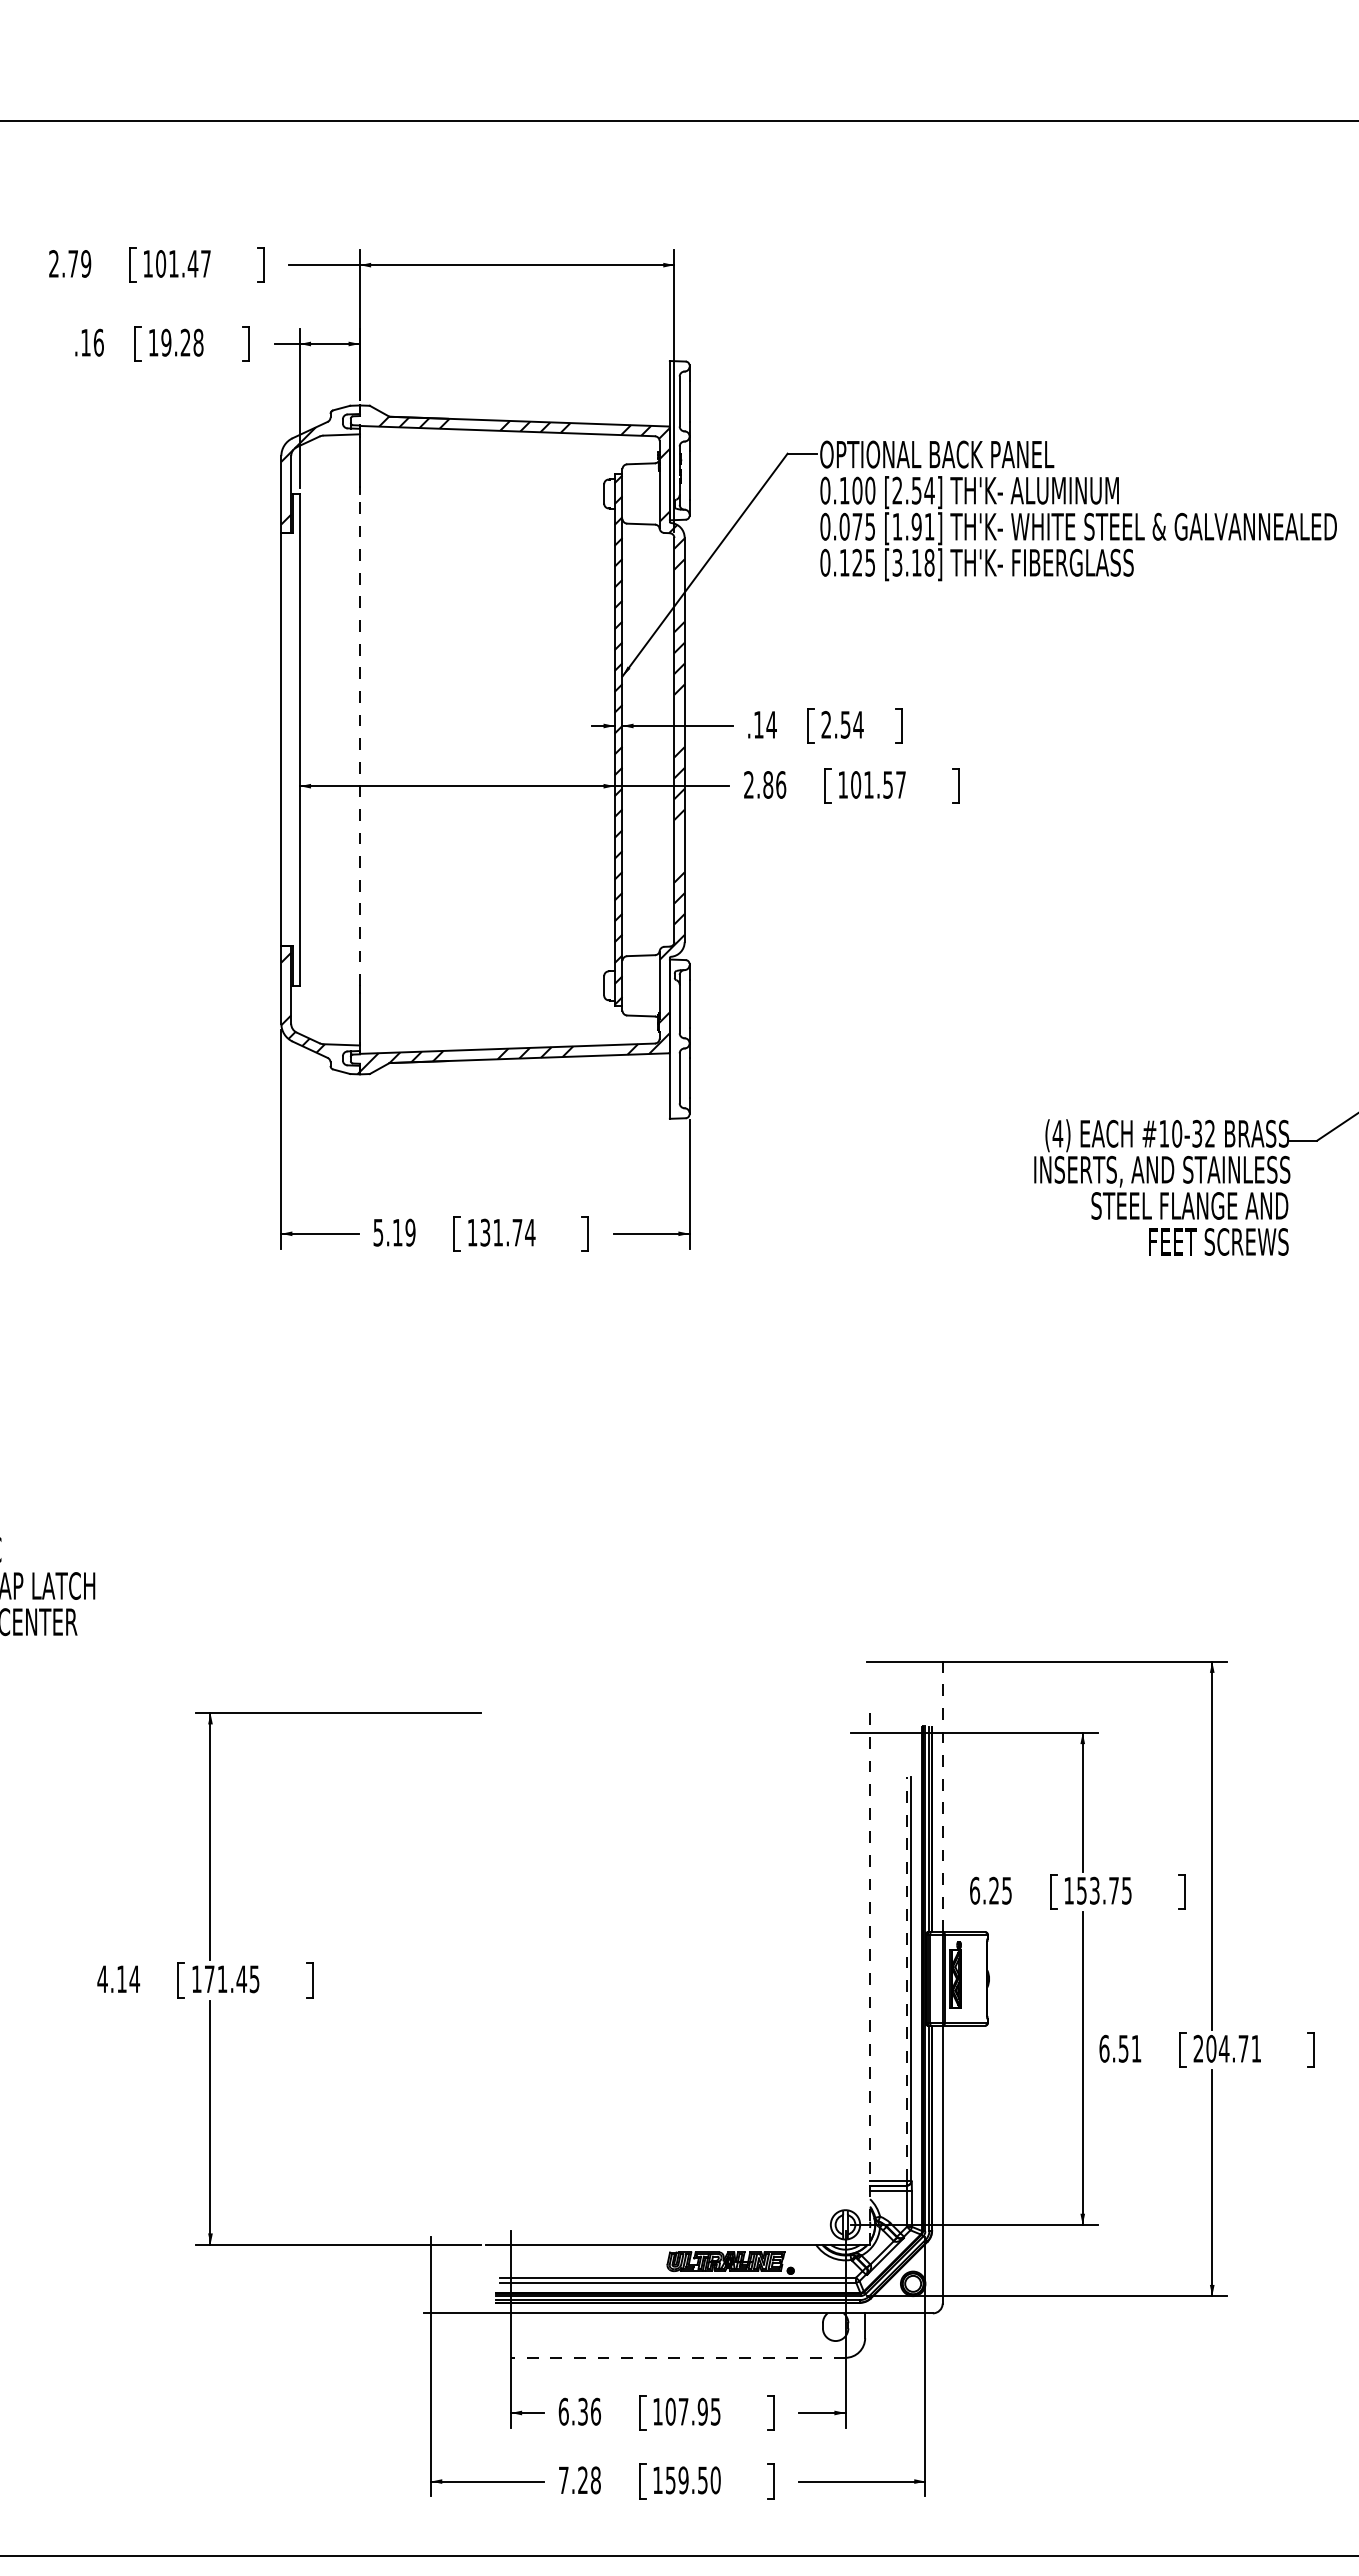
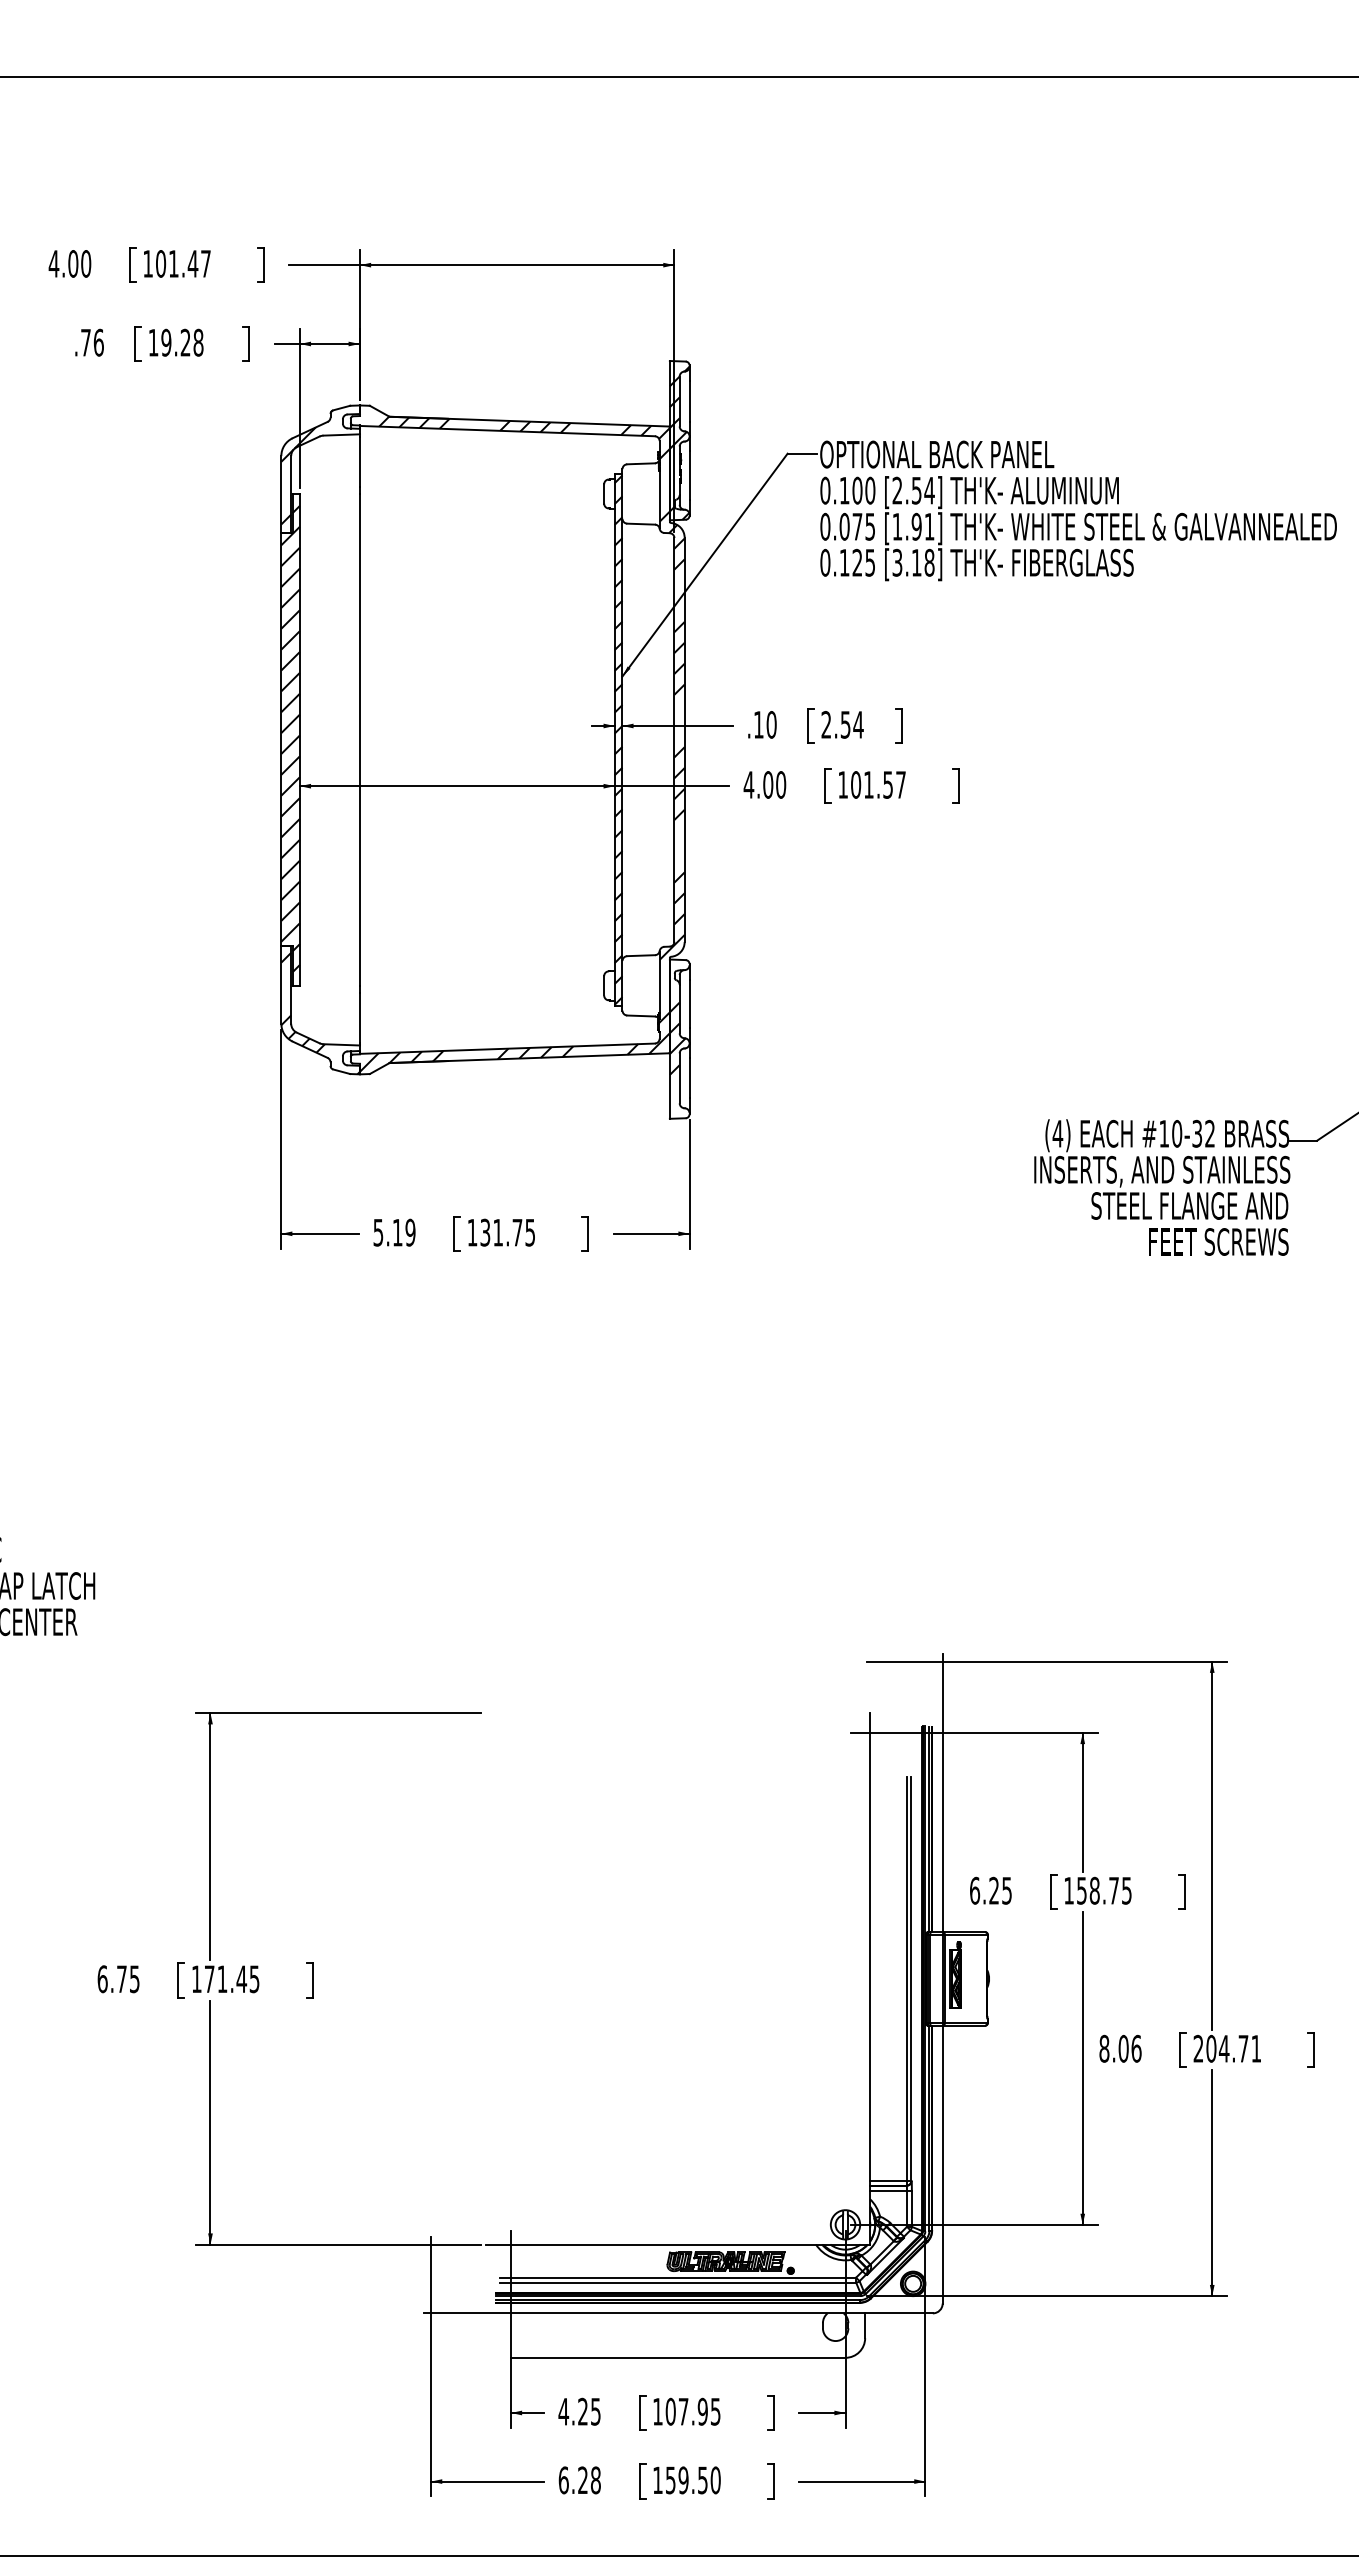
line position: (678, 121) -> (678, 77) (678, 77)
text: 2.79 -> 4.00 (69, 263)
text: .16 -> .76 (85, 342)
hatch: none -> present (679, 442)
text: .14 -> .10 (771, 724)
line: dashed -> solid (360, 739)
hatch: none -> present (290, 745)
text: 2.86 -> 4.00 (764, 784)
hatch: none -> present (677, 1038)
text: 131.74 -> 131.75 (530, 1232)
line: dashed -> solid (942, 1793)
text: 153.75 -> 158.75 (1094, 1890)
line: dashed -> solid (870, 1978)
line: dashed -> solid (906, 1978)
text: 4.14 -> 6.75 (118, 1979)
text: 6.51 -> 8.06 (1120, 2048)
line: dashed -> solid (677, 2357)
text: 6.36 -> 4.25 (579, 2411)
text: 7.28 -> 6.28 (563, 2480)
